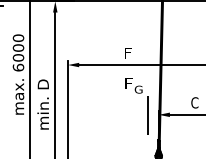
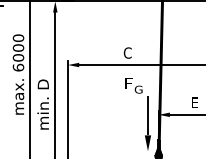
text: F -> C (127, 52)
text: C -> E (194, 102)
fill: none -> present (147, 143)
